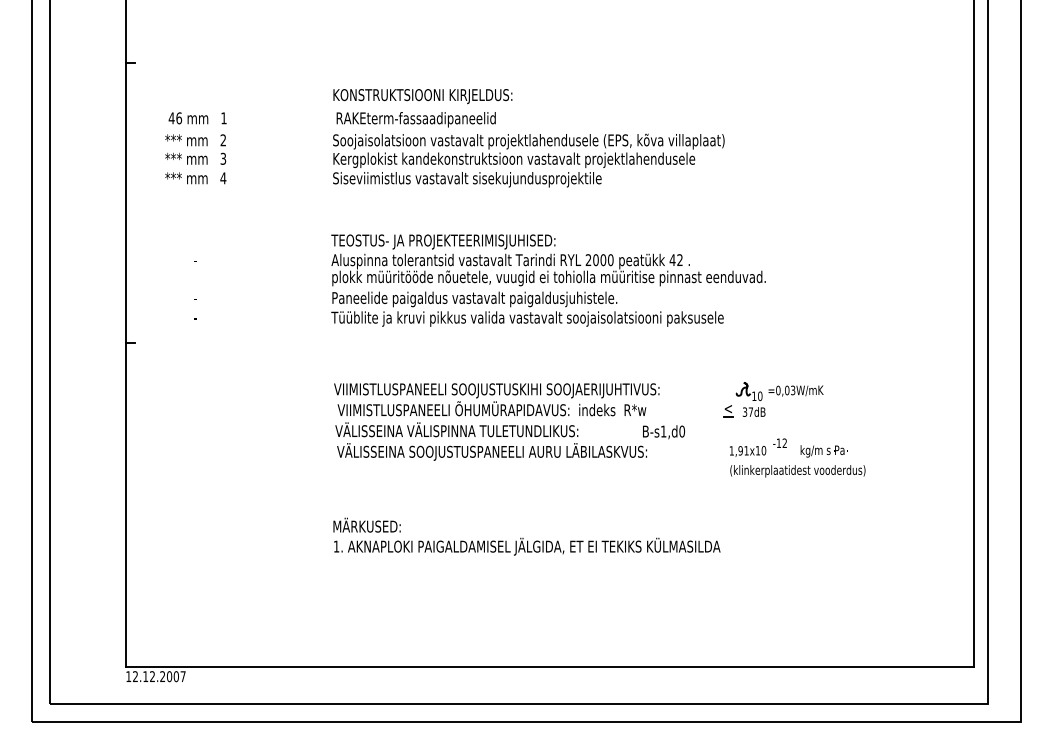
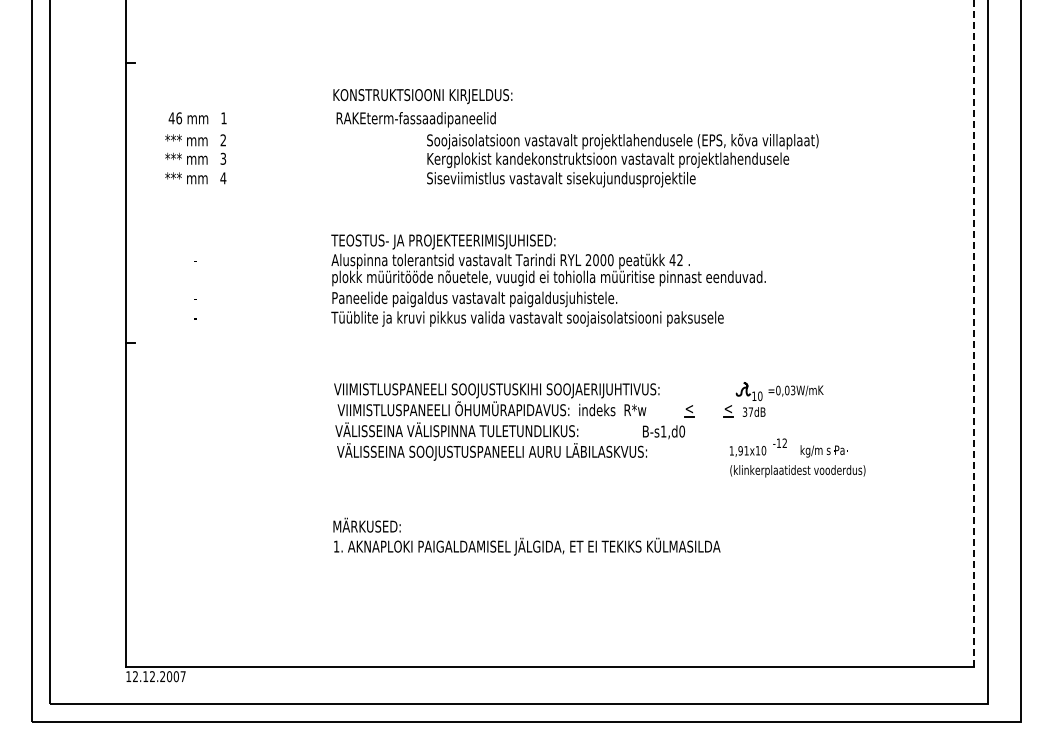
text position: (528, 160) -> (622, 160) (622, 160)
line: solid -> dashed (974, 332)
part: none -> present (689, 411)
